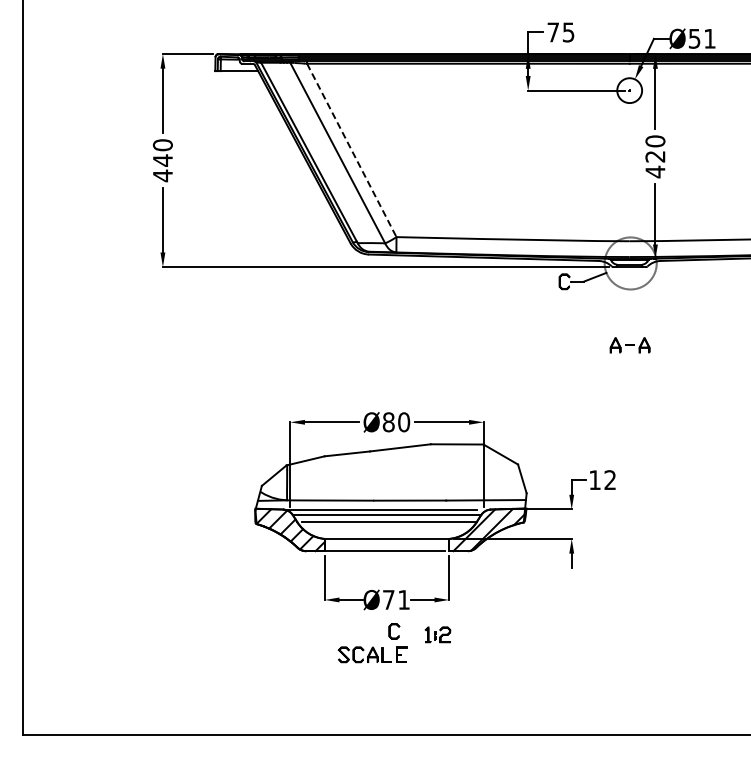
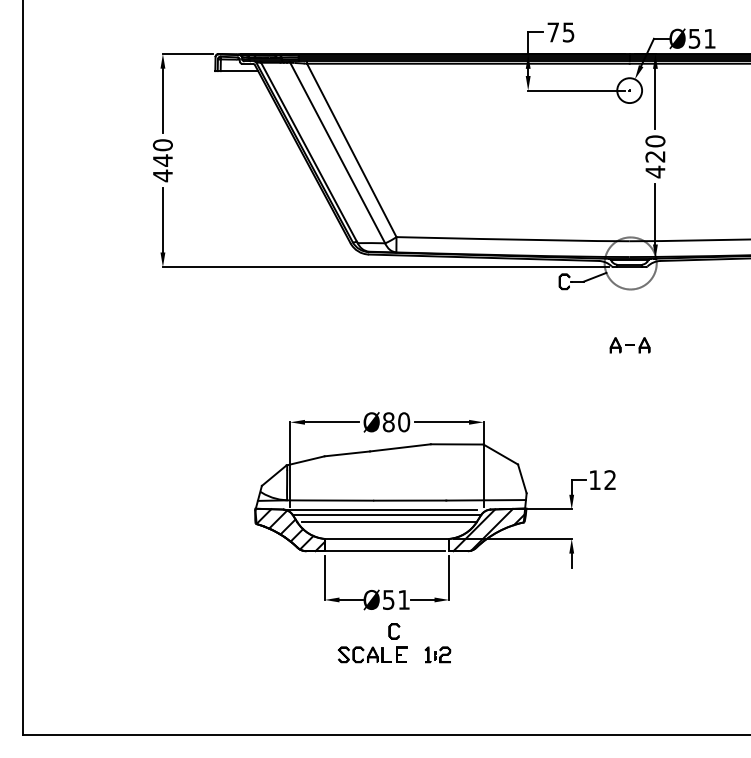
line: dashed -> solid (351, 150)
text: Ø71 -> Ø51 (388, 599)
part position: (437, 634) -> (437, 654) (437, 654)
